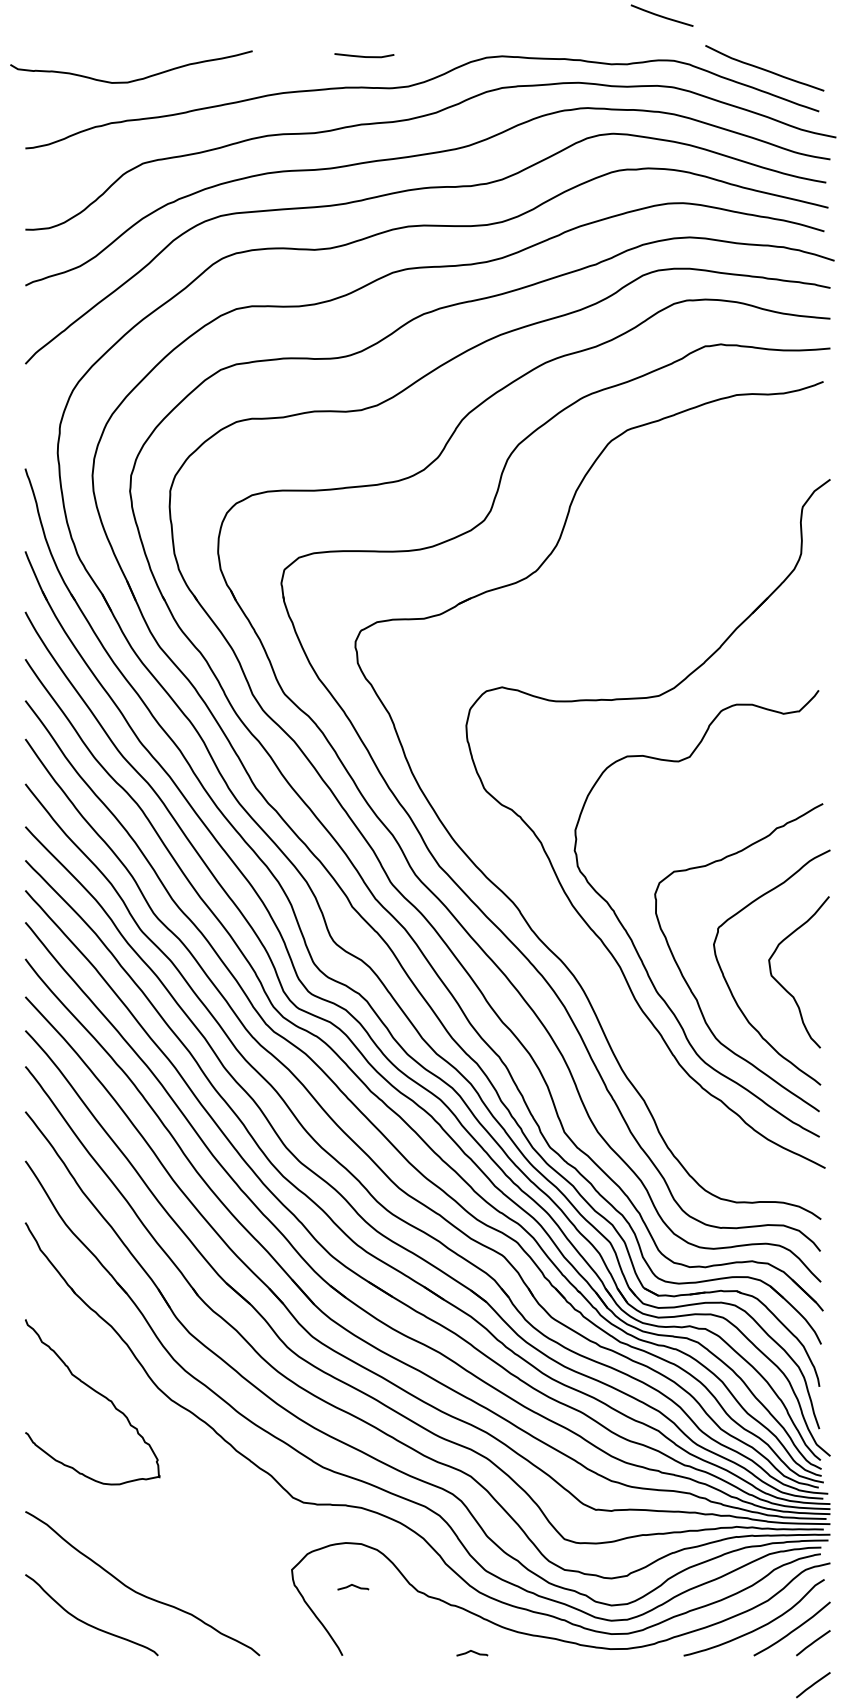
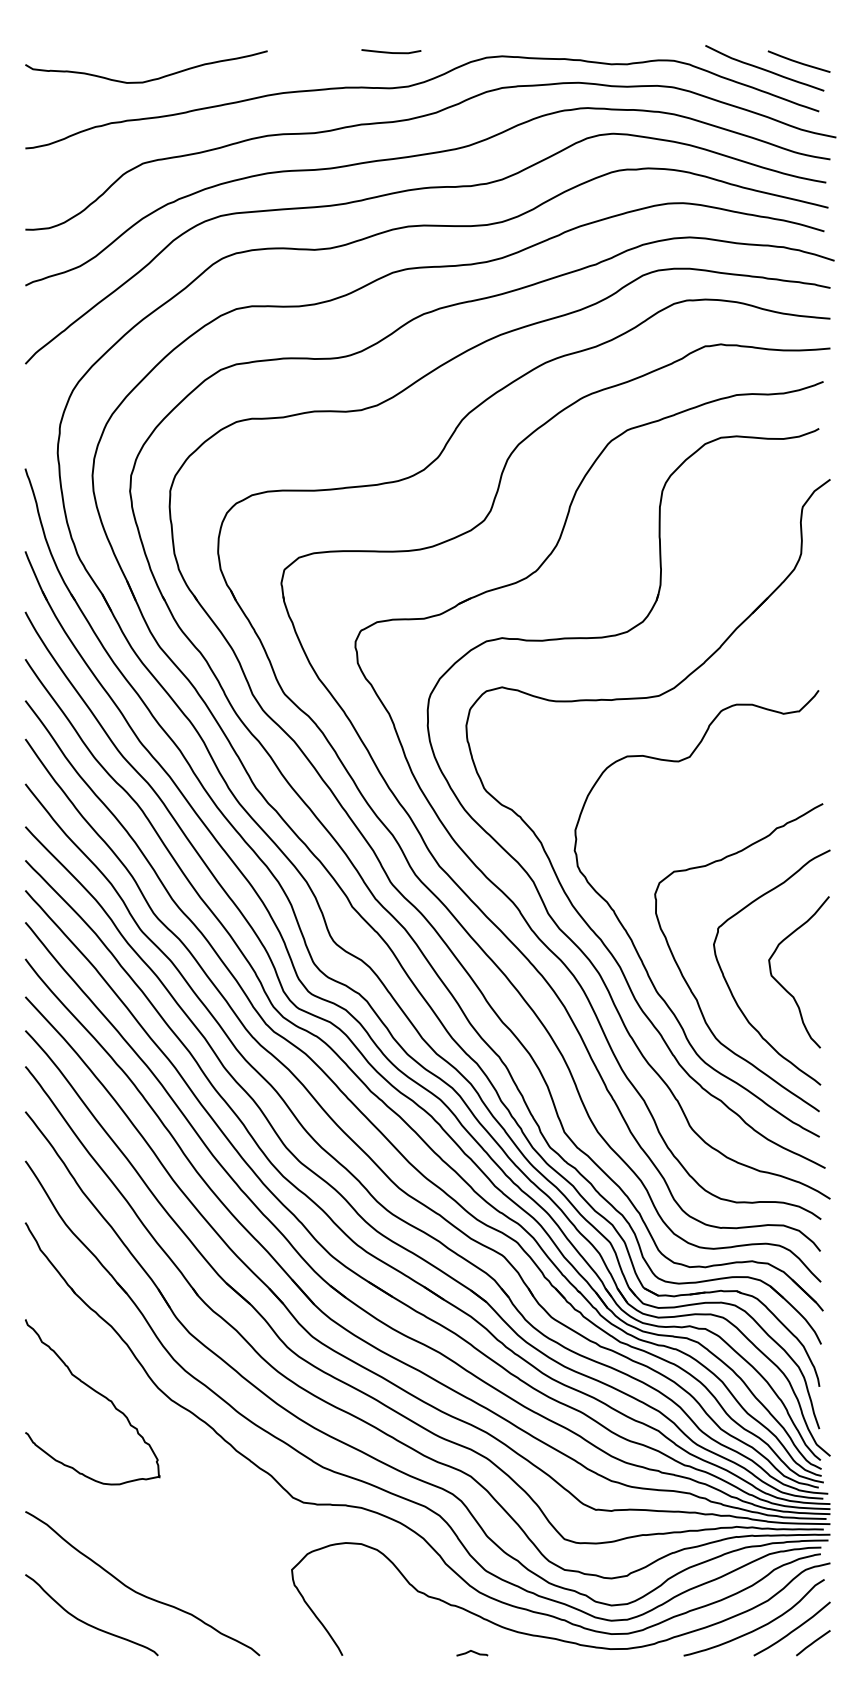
line position: (661, 15) -> (798, 61) (798, 61)
line position: (364, 56) -> (391, 52) (391, 52)
curve position: (134, 79) -> (149, 79) (149, 79)
part: none -> present (532, 878)
curve: present -> none (353, 1586)
line: present -> none (813, 1685)
